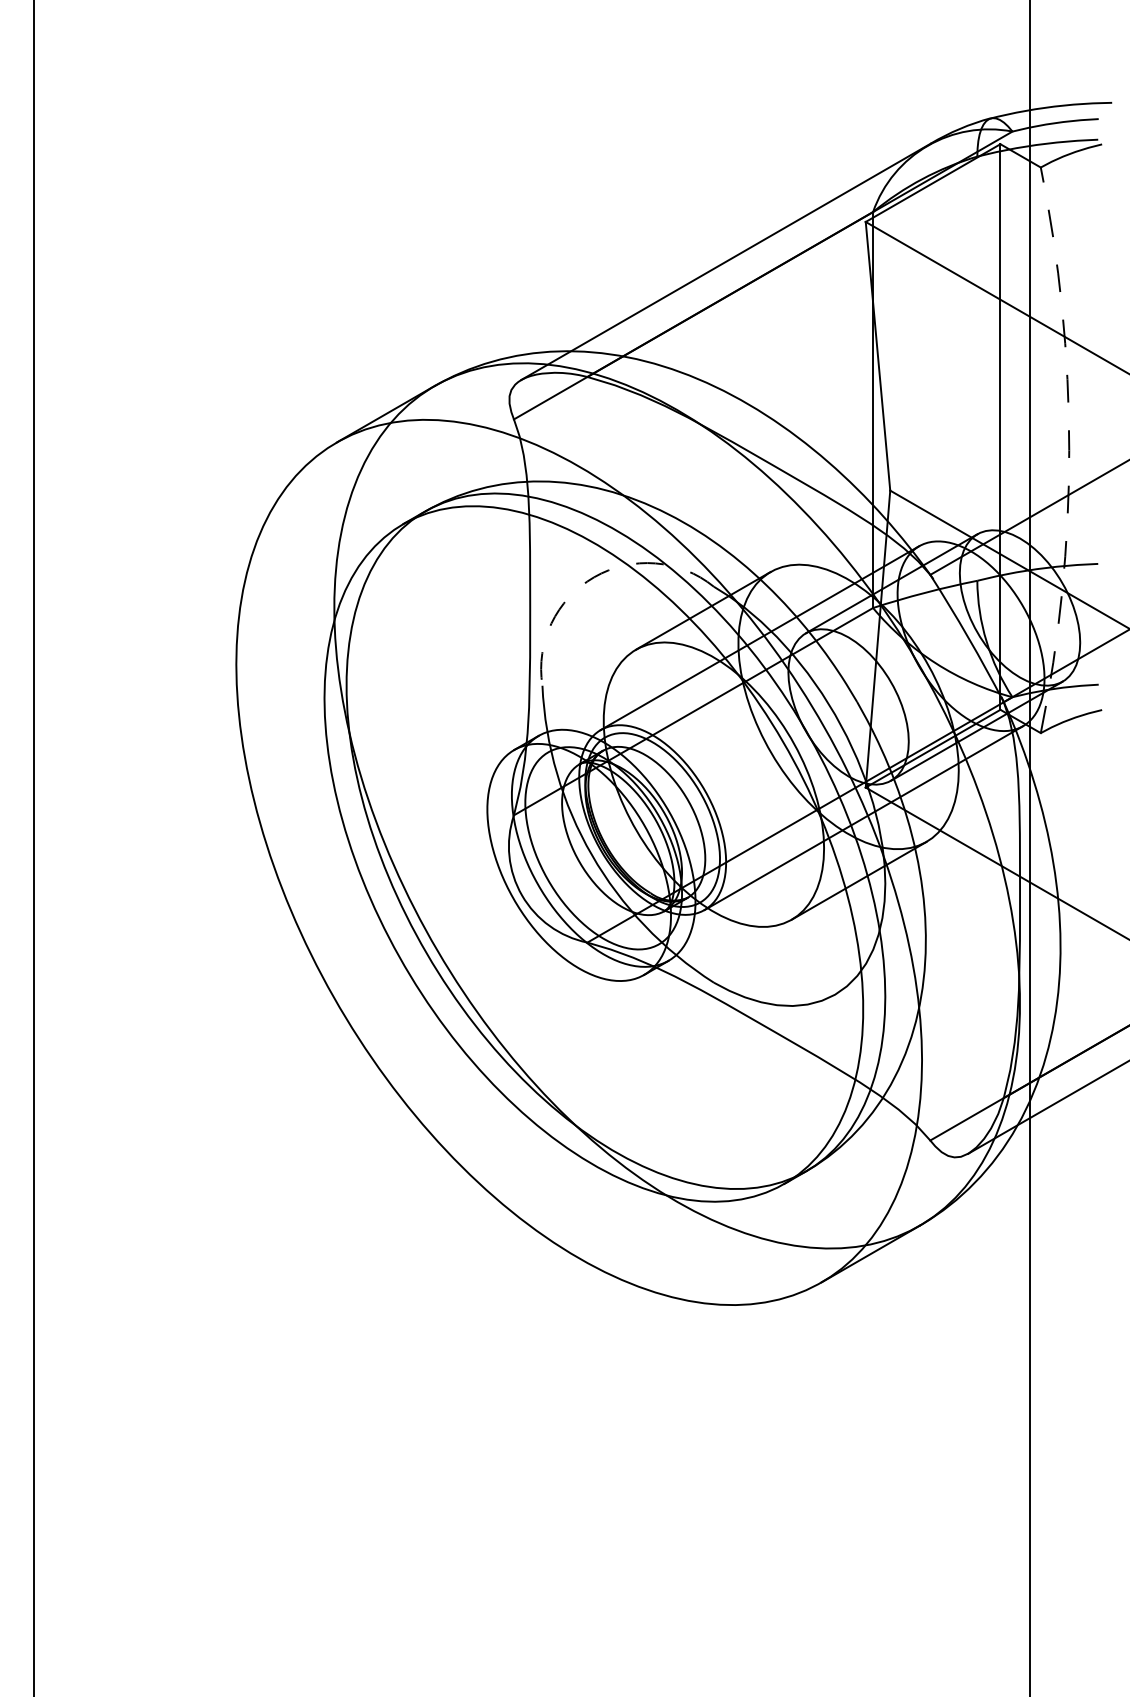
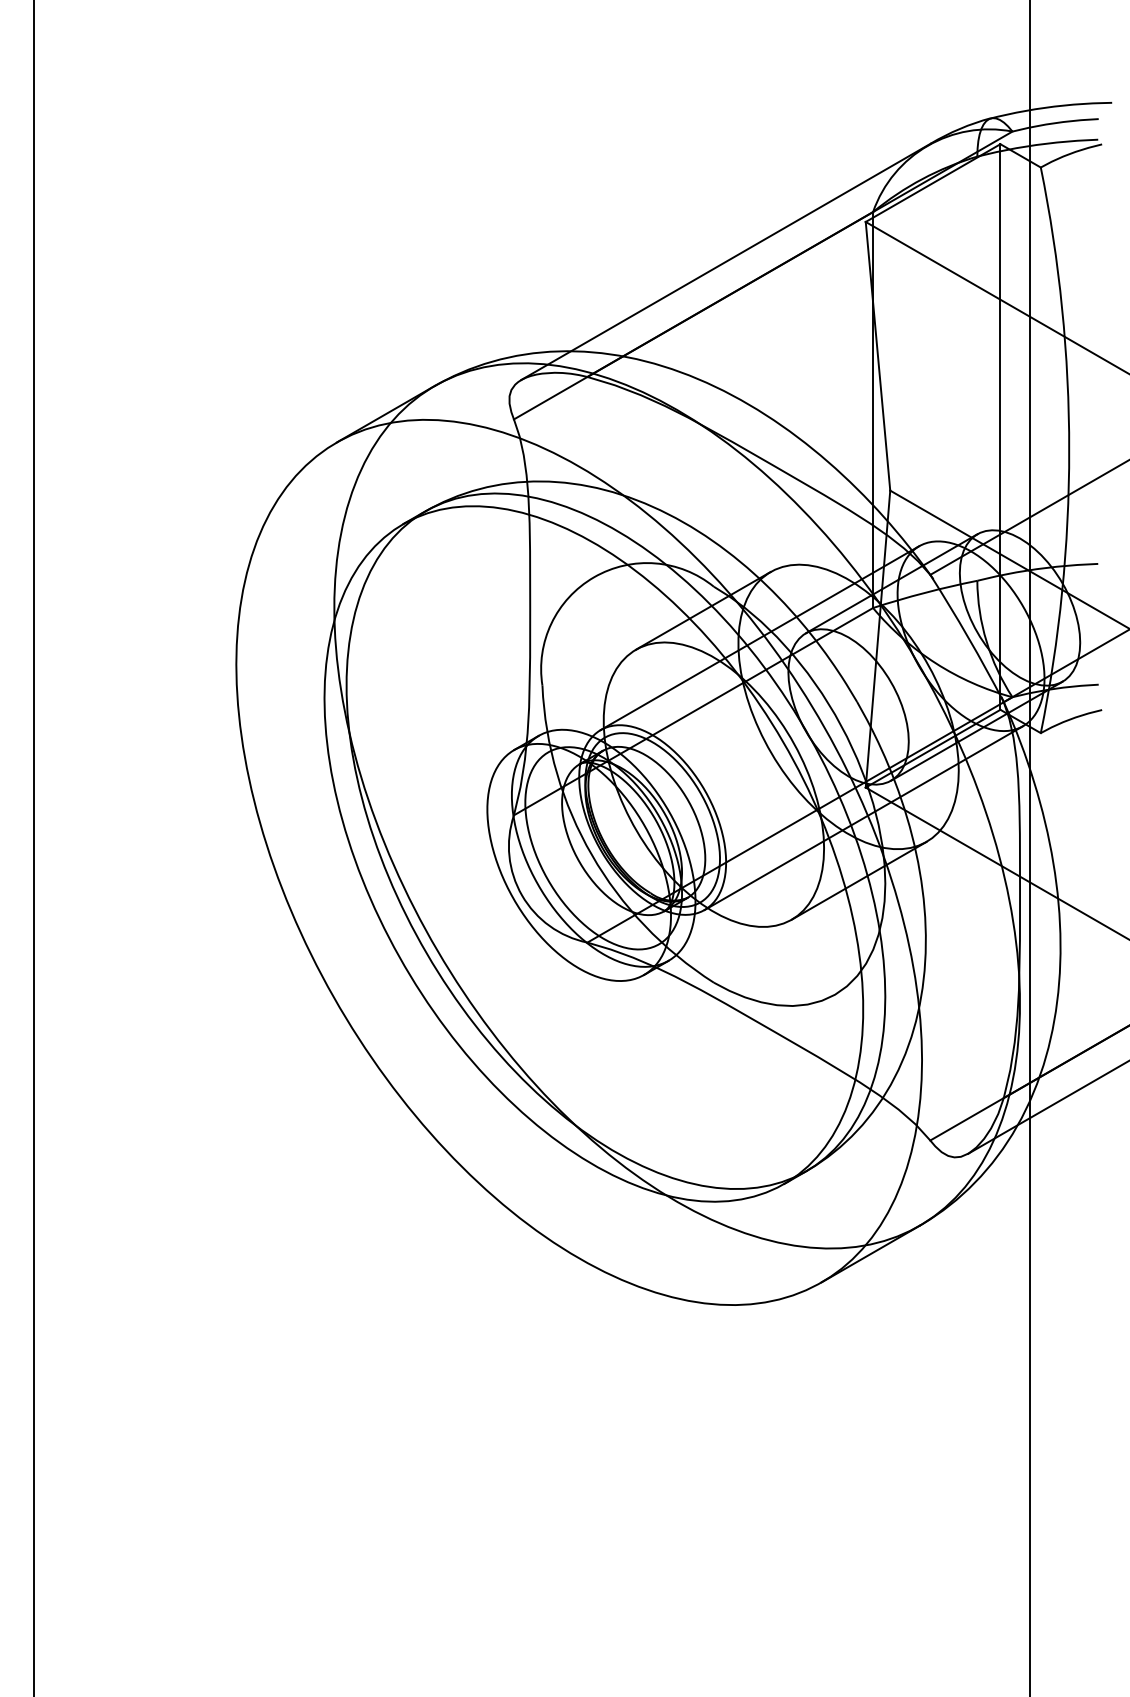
arc: dashed -> solid (1069, 450)
arc: dashed -> solid (594, 577)
